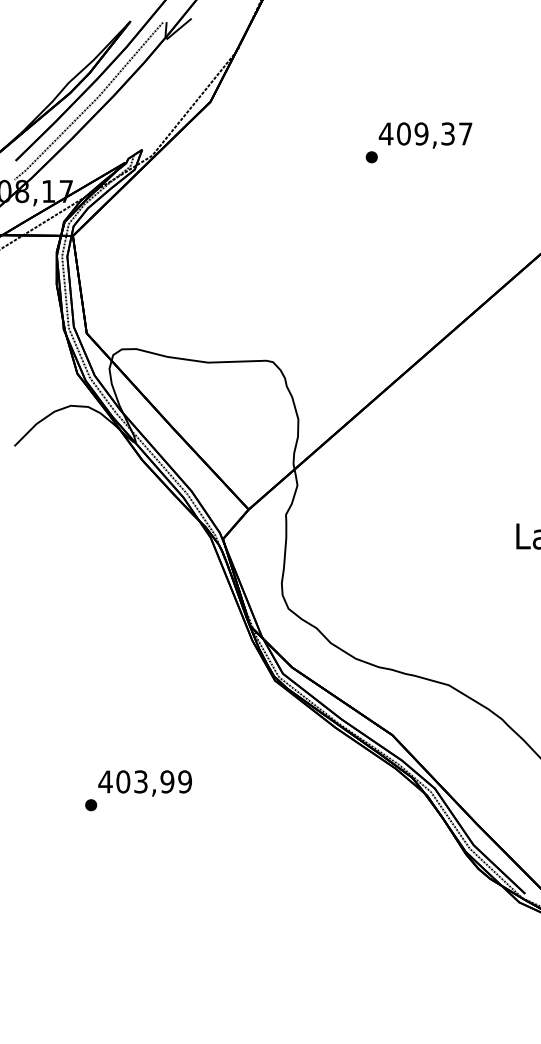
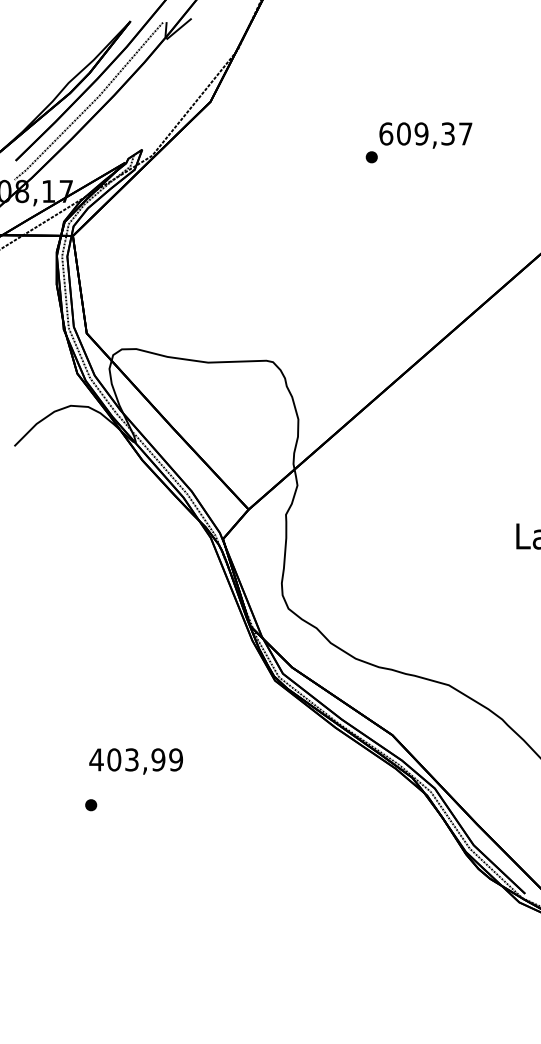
text: 409,37 -> 609,37 (385, 133)
text position: (144, 783) -> (135, 761) (135, 761)
